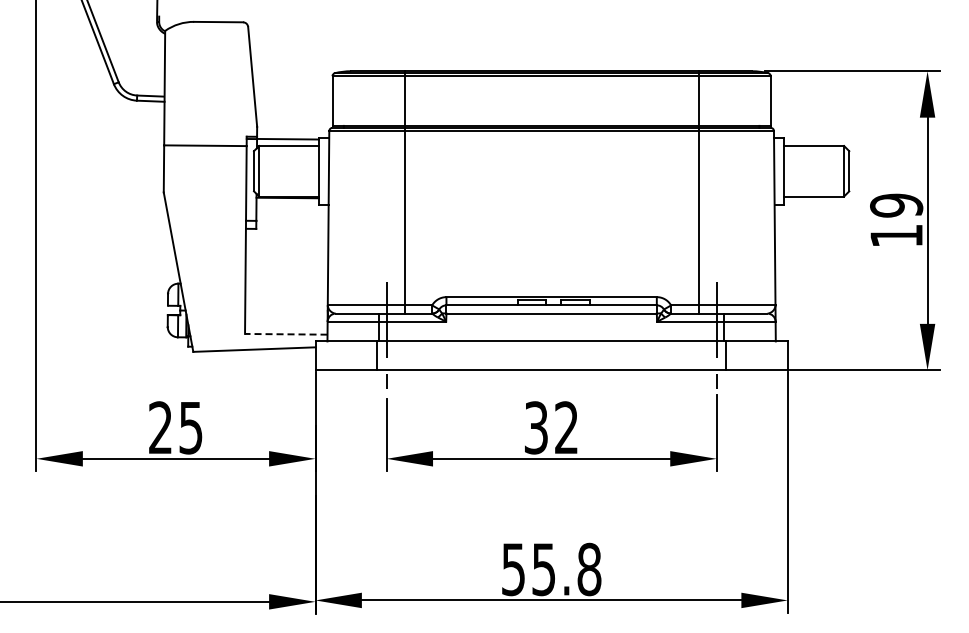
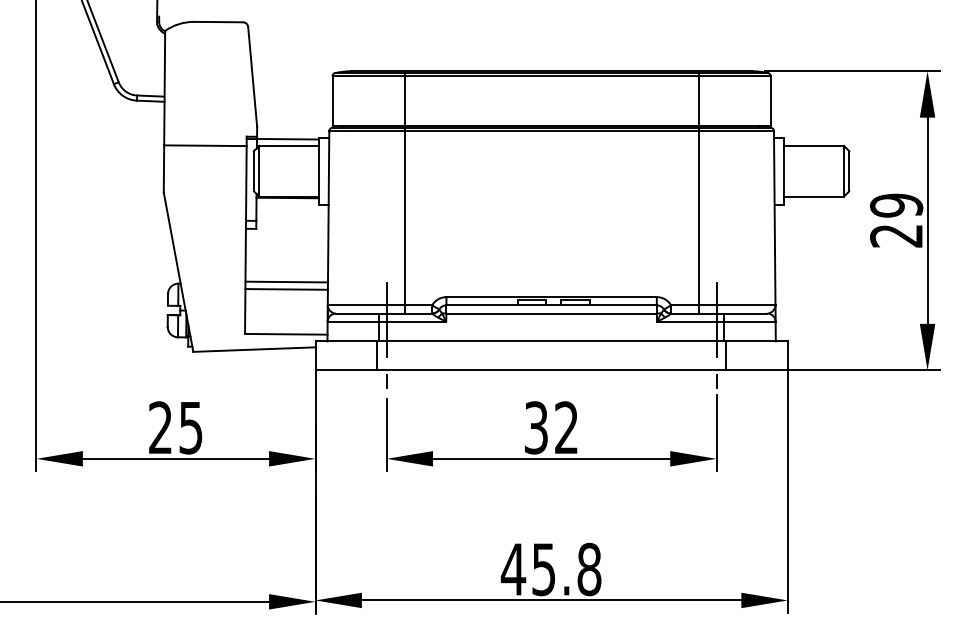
text: 19 -> 29 (896, 236)
line: none -> present (286, 281)
line: none -> present (286, 289)
line: dashed -> solid (285, 334)
text: 55.8 -> 45.8 (513, 569)
